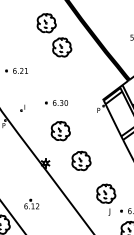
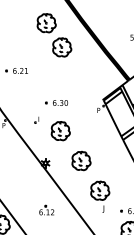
part position: (22, 107) -> (36, 119) (36, 119)
part position: (106, 199) -> (100, 196) (100, 196)
part position: (31, 203) -> (46, 209) (46, 209)
